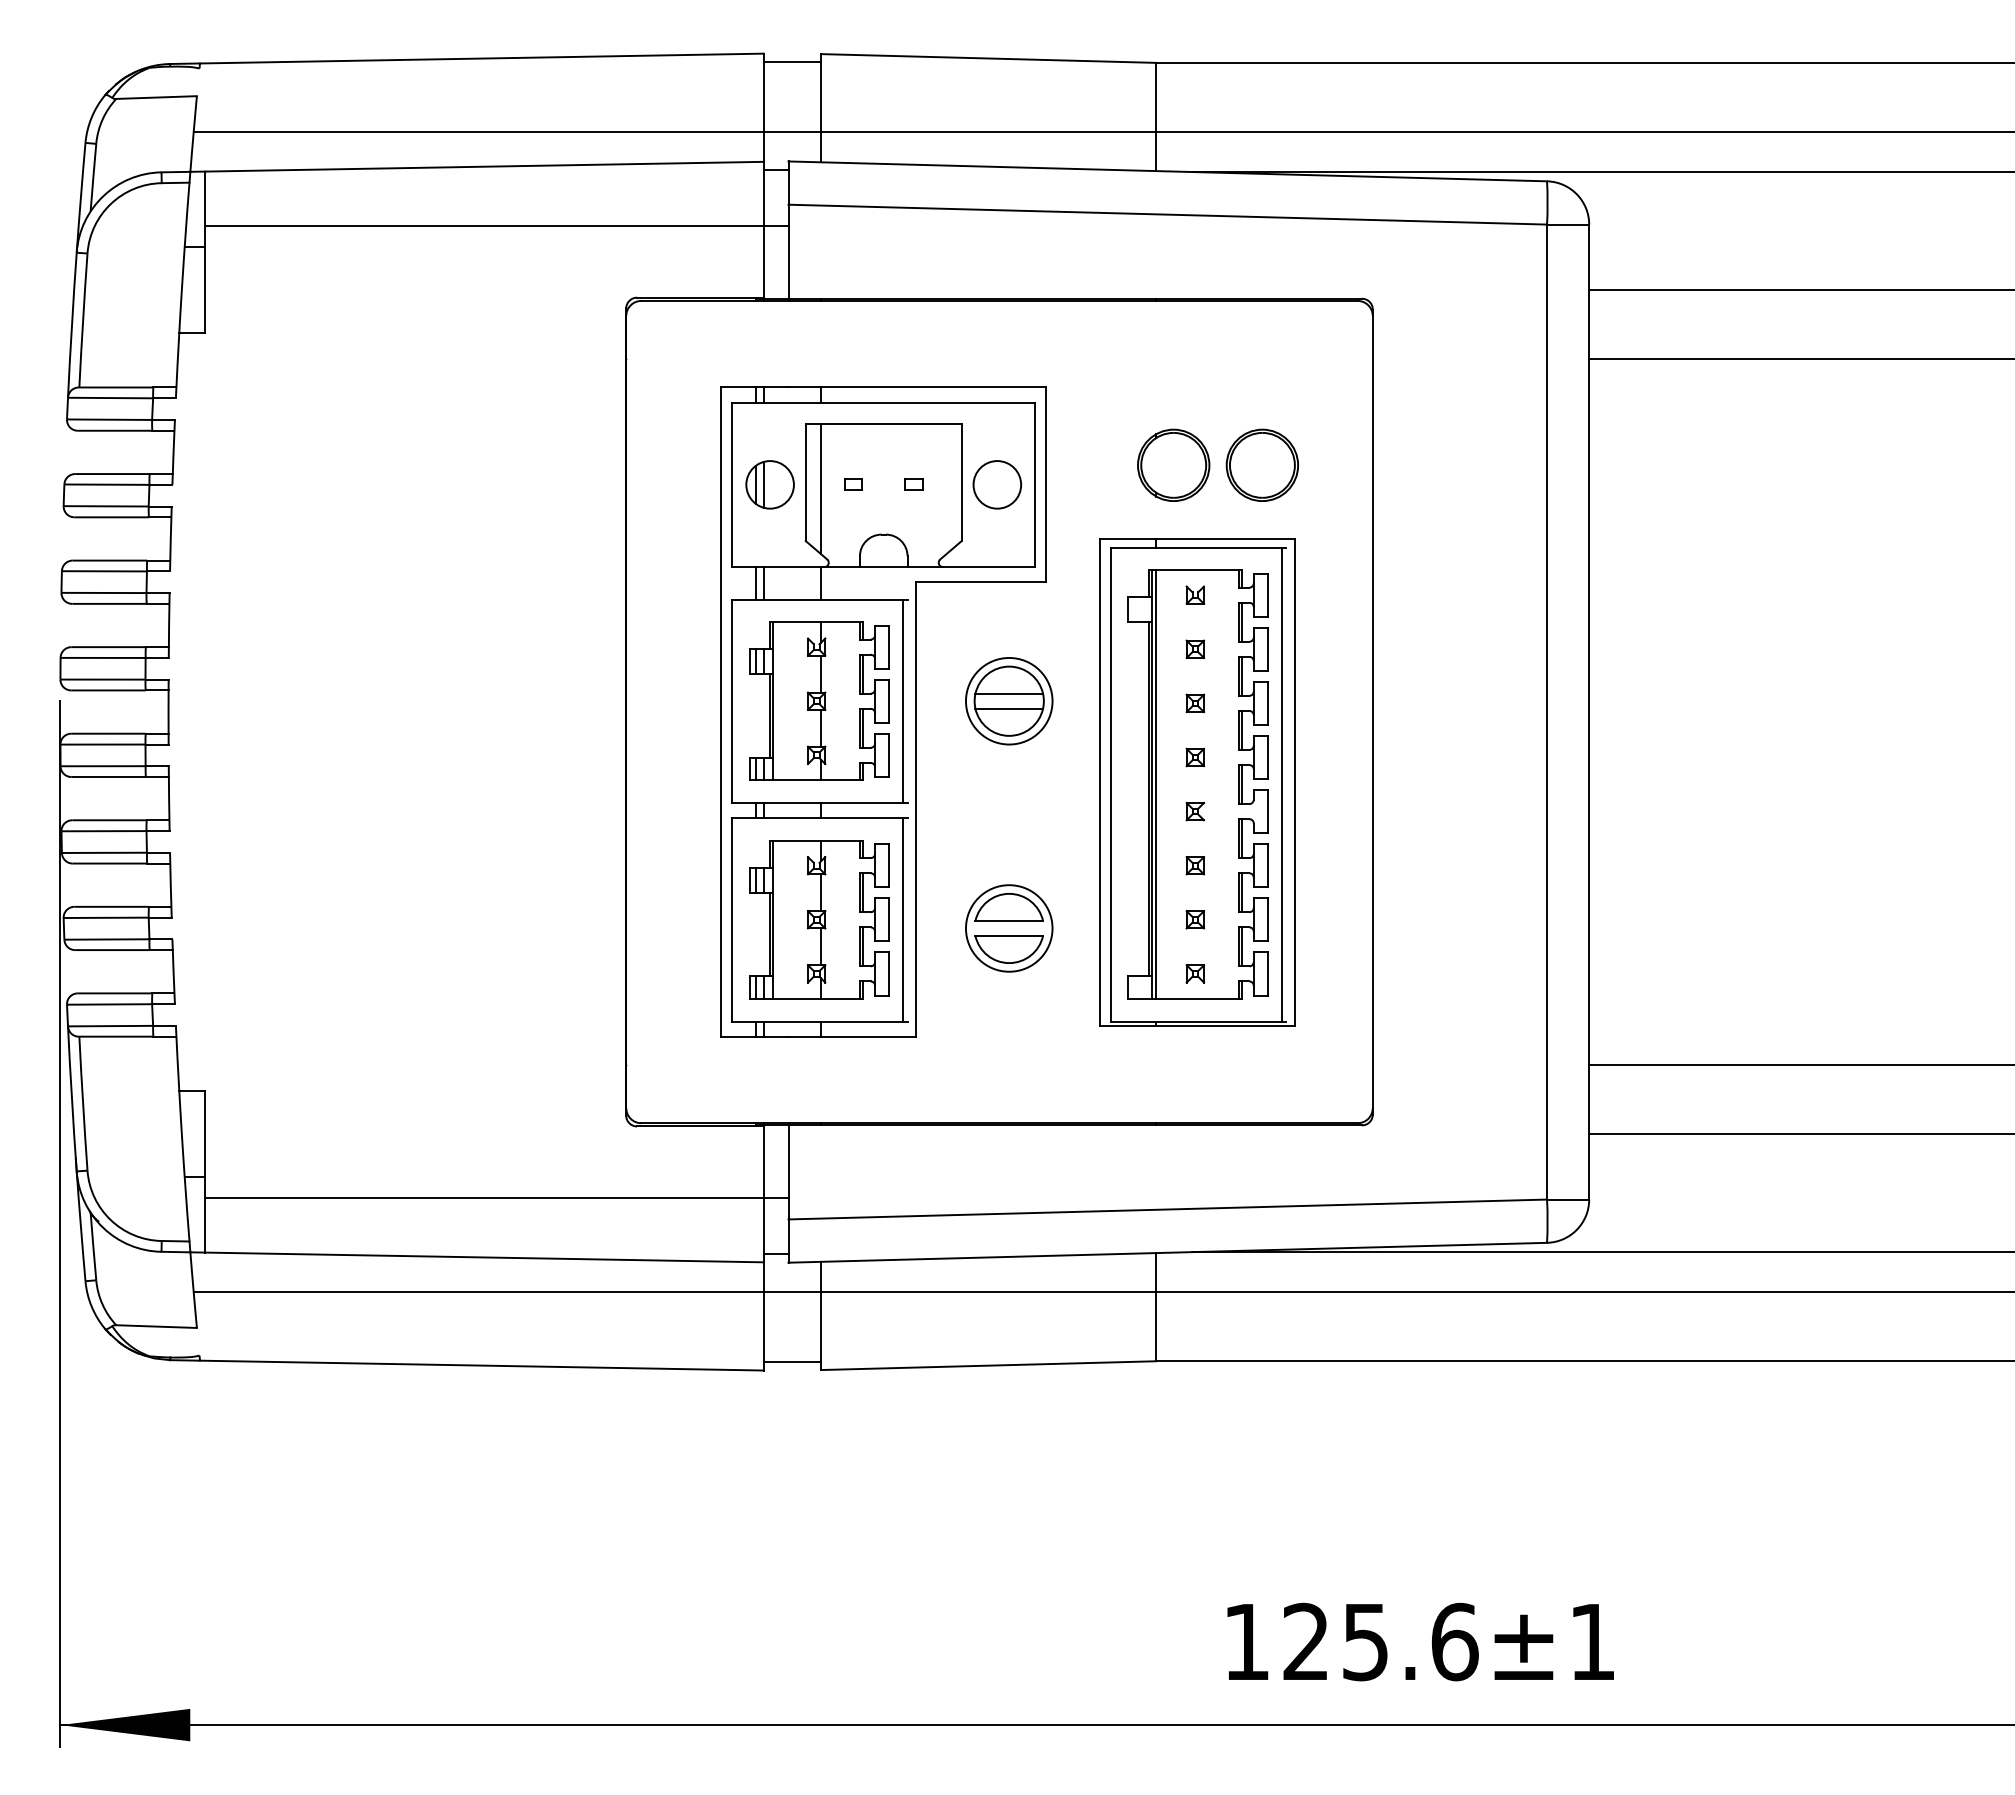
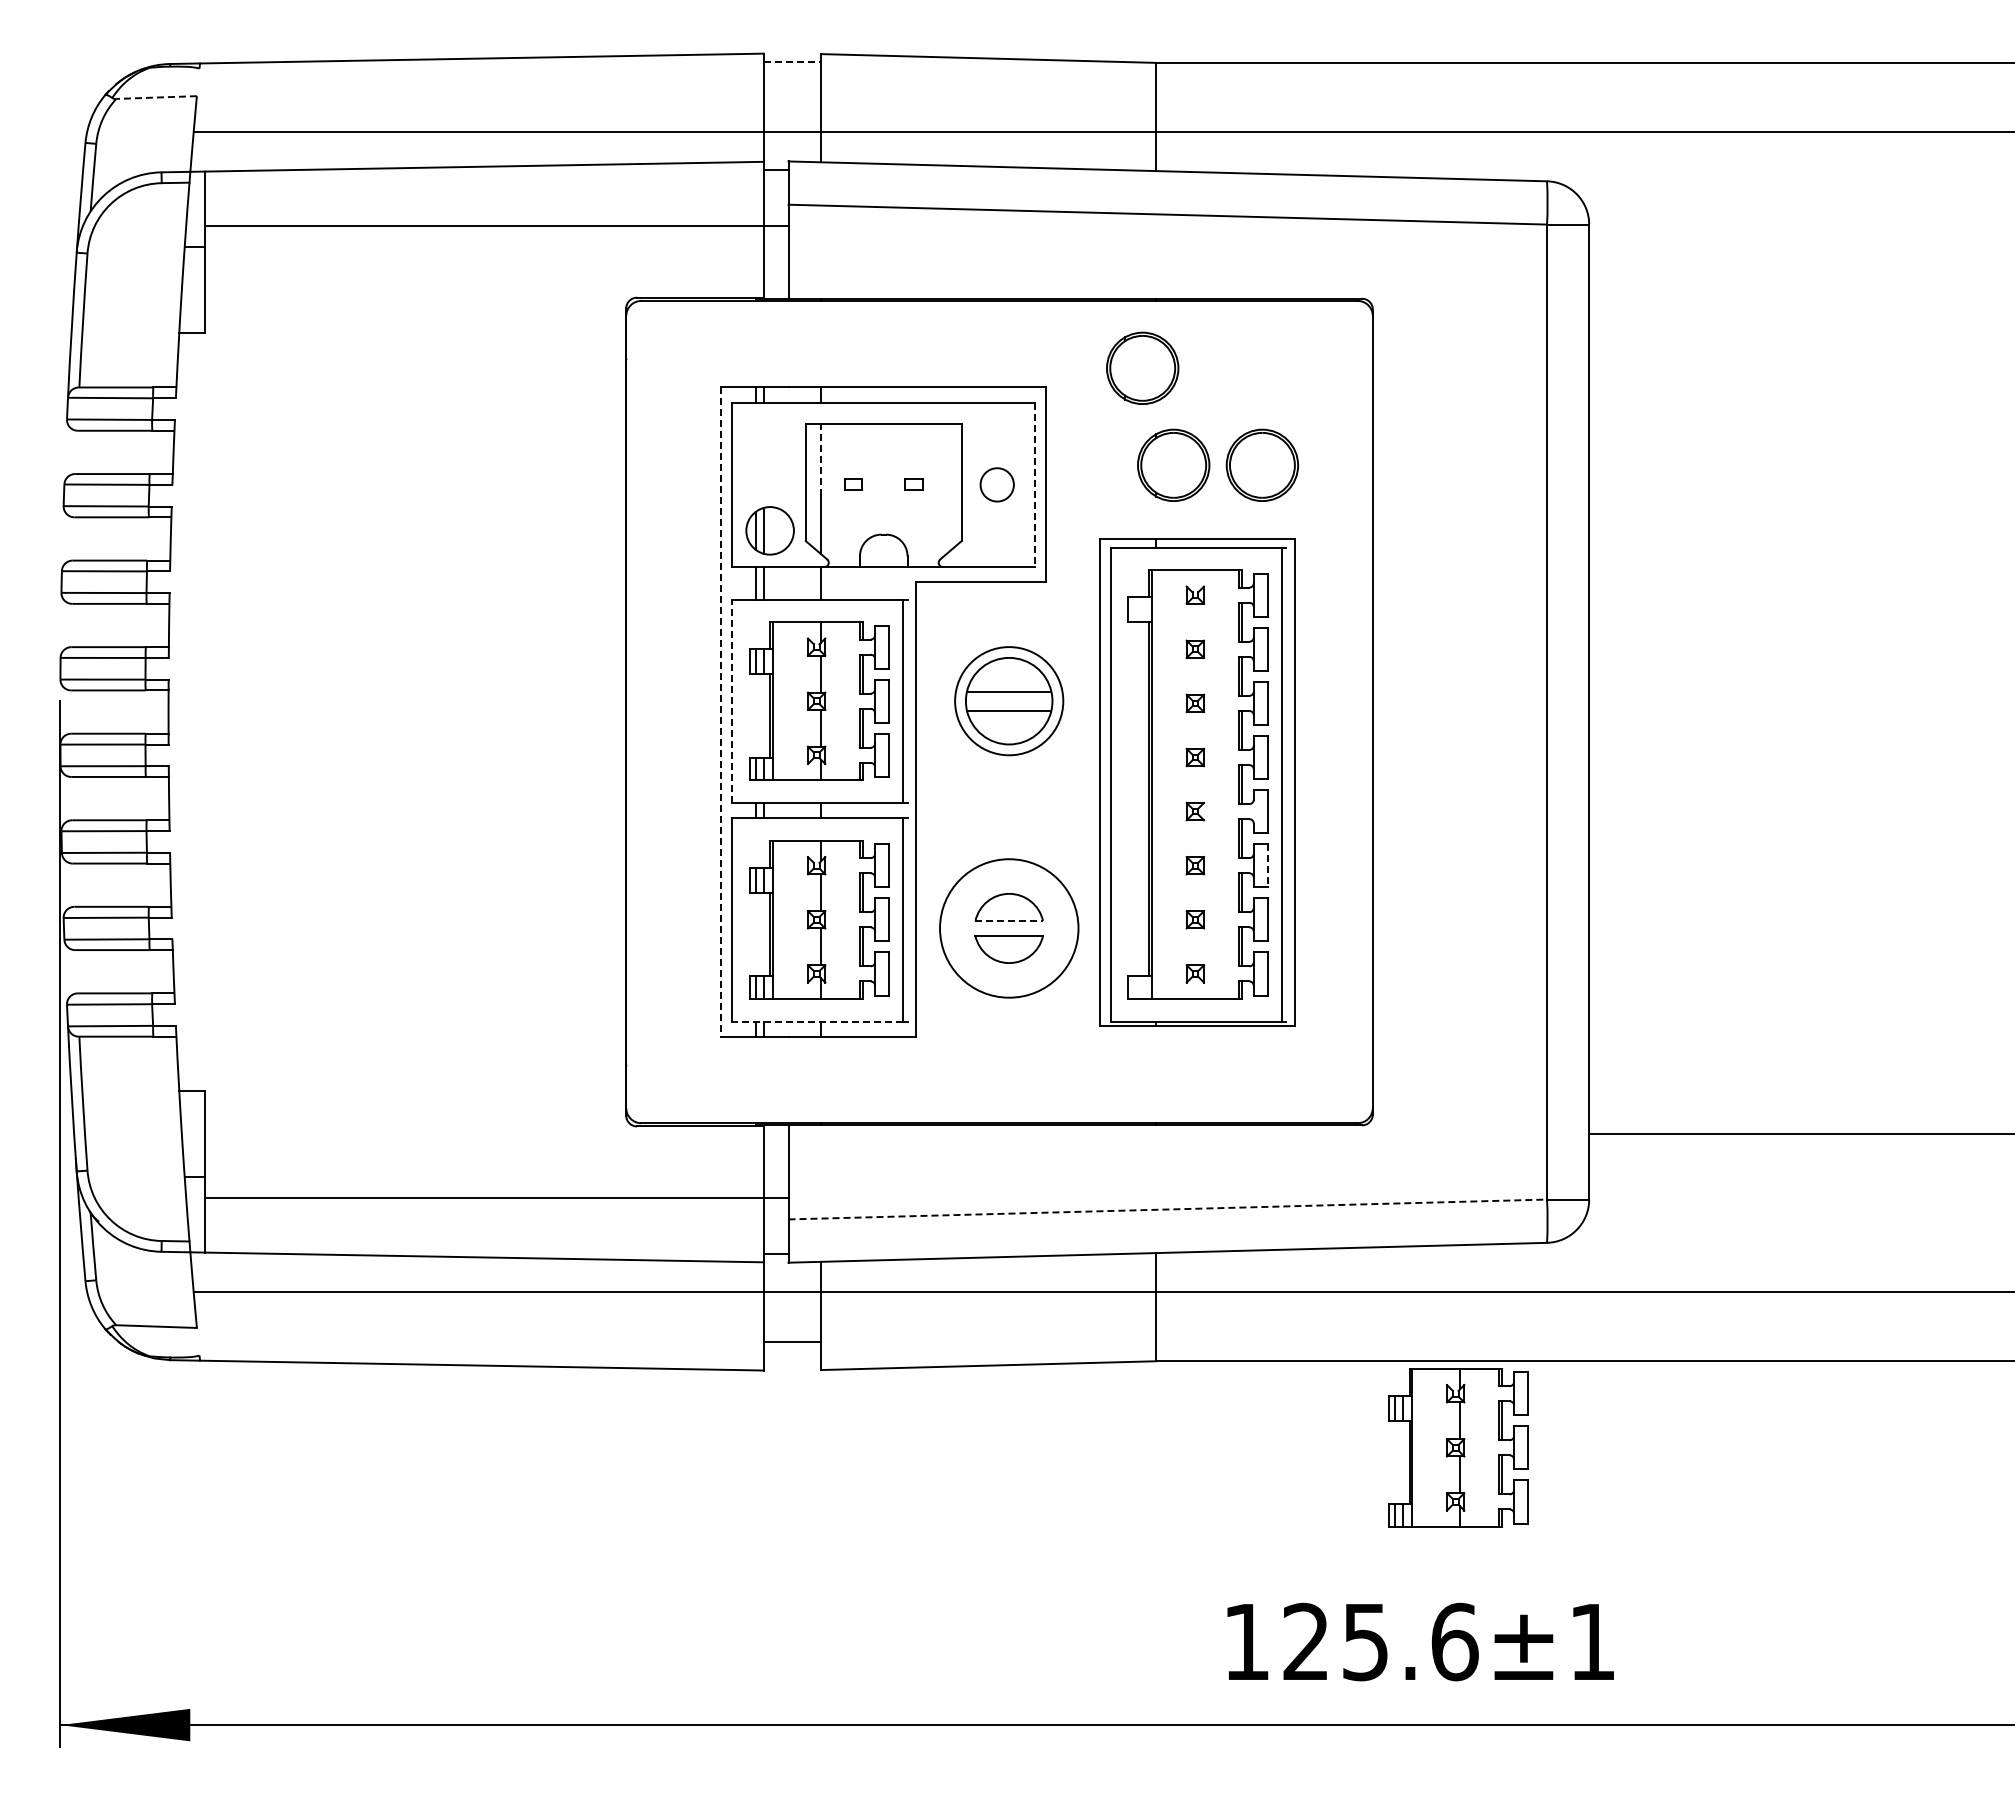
line: solid -> dashed (792, 61)
line: solid -> dashed (156, 97)
line: present -> none (1601, 172)
line: present -> none (1800, 290)
line: present -> none (1800, 359)
part: none -> present (1142, 367)
line: solid -> dashed (821, 459)
part position: (769, 484) -> (769, 530) (769, 530)
circle size: 50x50 px -> 36x36 px (996, 484)
line: solid -> dashed (1035, 485)
line: solid -> dashed (732, 701)
part size: 89x89 px -> 111x111 px (1009, 701)
line: solid -> dashed (721, 712)
line: present -> none (1156, 784)
line: solid -> dashed (1267, 865)
line: solid -> dashed (1009, 920)
circle diameter: 87 px -> 138 px (1009, 928)
line: solid -> dashed (817, 1021)
line: present -> none (1800, 1064)
line: solid -> dashed (1168, 1209)
line: present -> none (1601, 1252)
line position: (792, 1362) -> (792, 1342) (792, 1342)
part: none -> present (1458, 1447)
